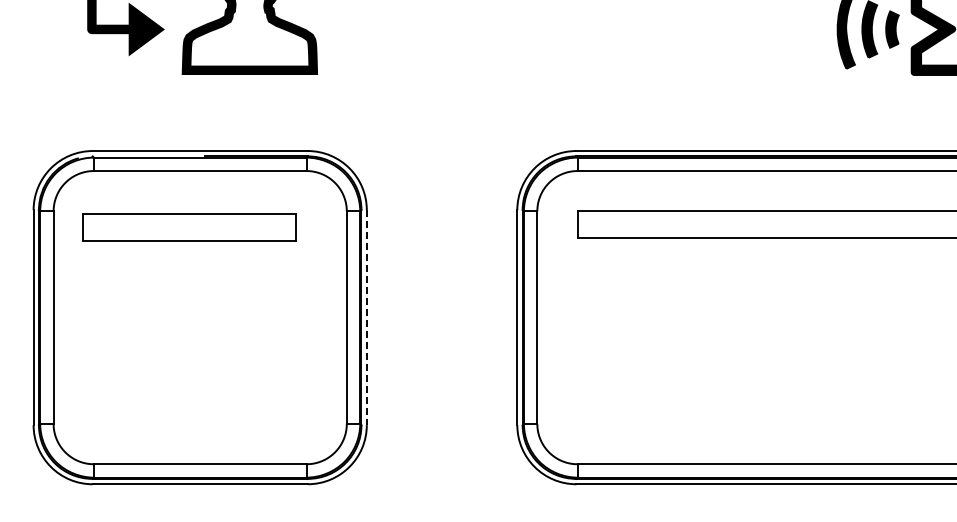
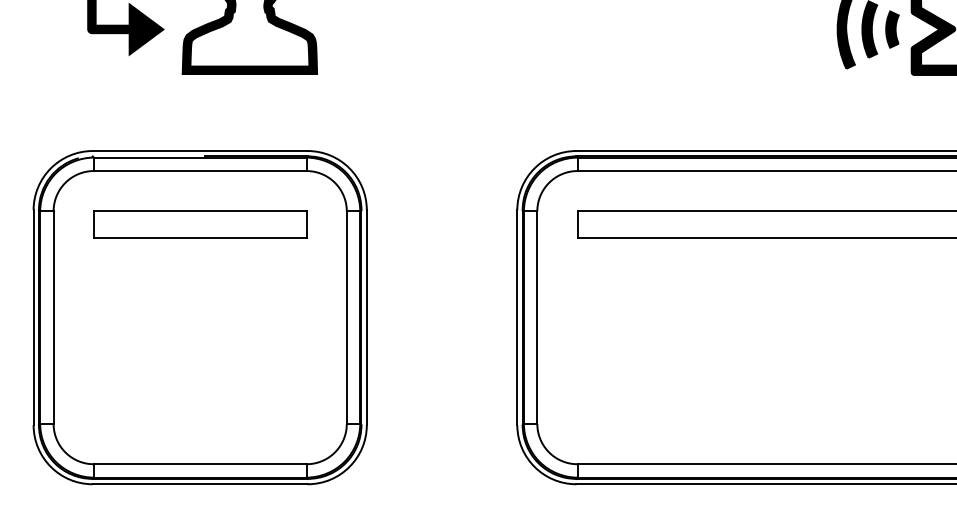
part position: (189, 227) -> (200, 224) (200, 224)
line: dashed -> solid (366, 318)
